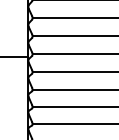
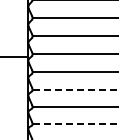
line: solid -> dashed (75, 89)
line: solid -> dashed (75, 124)
